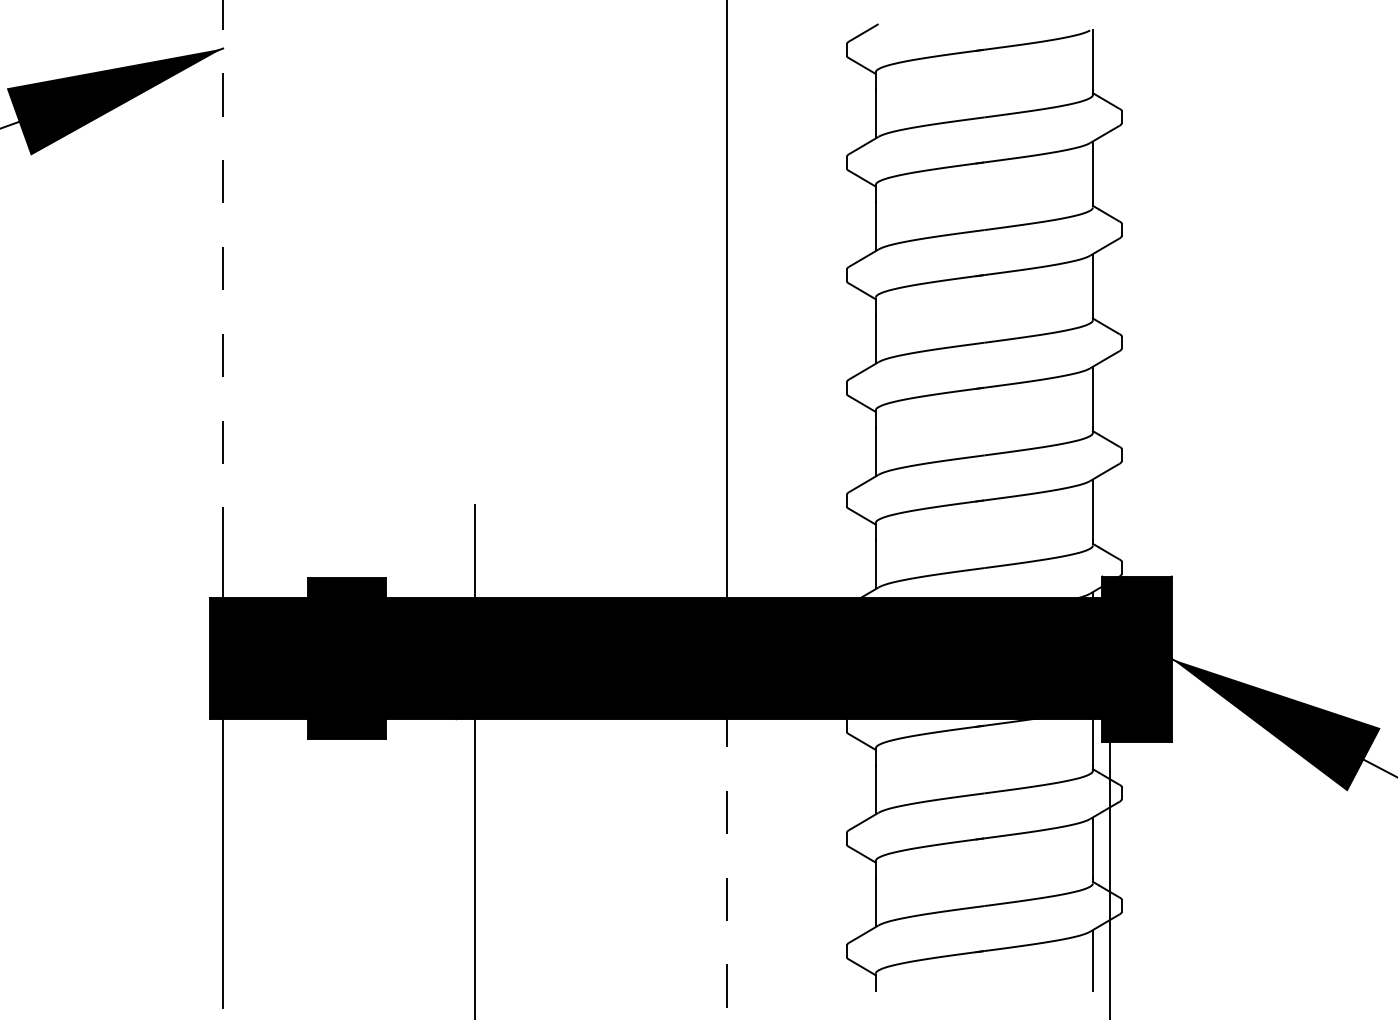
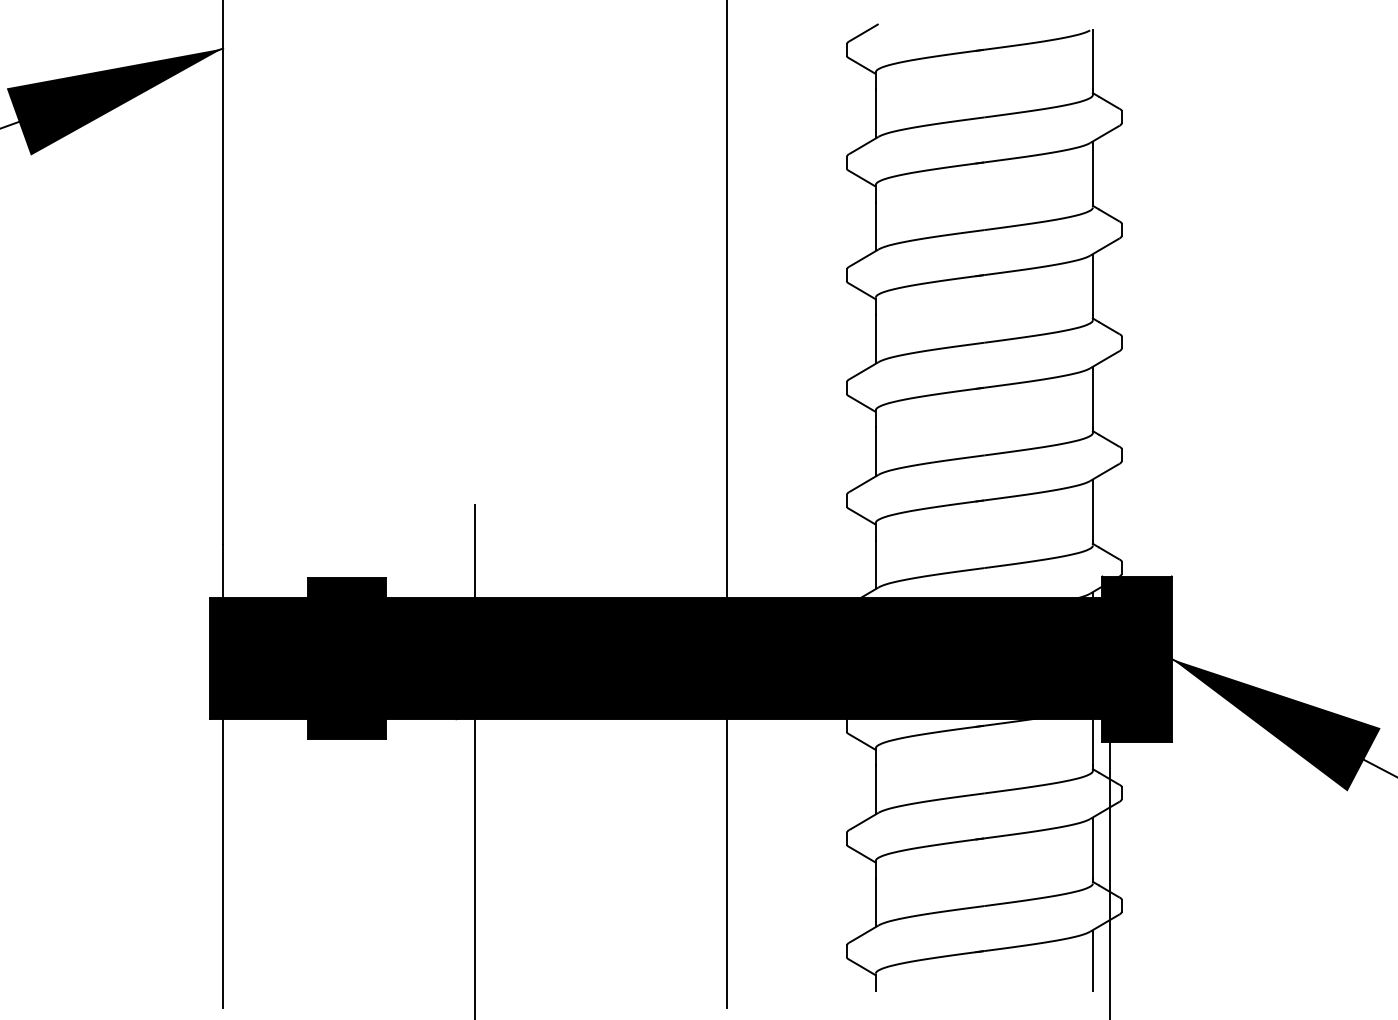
line: dashed -> solid (223, 272)
line: dashed -> solid (726, 853)
